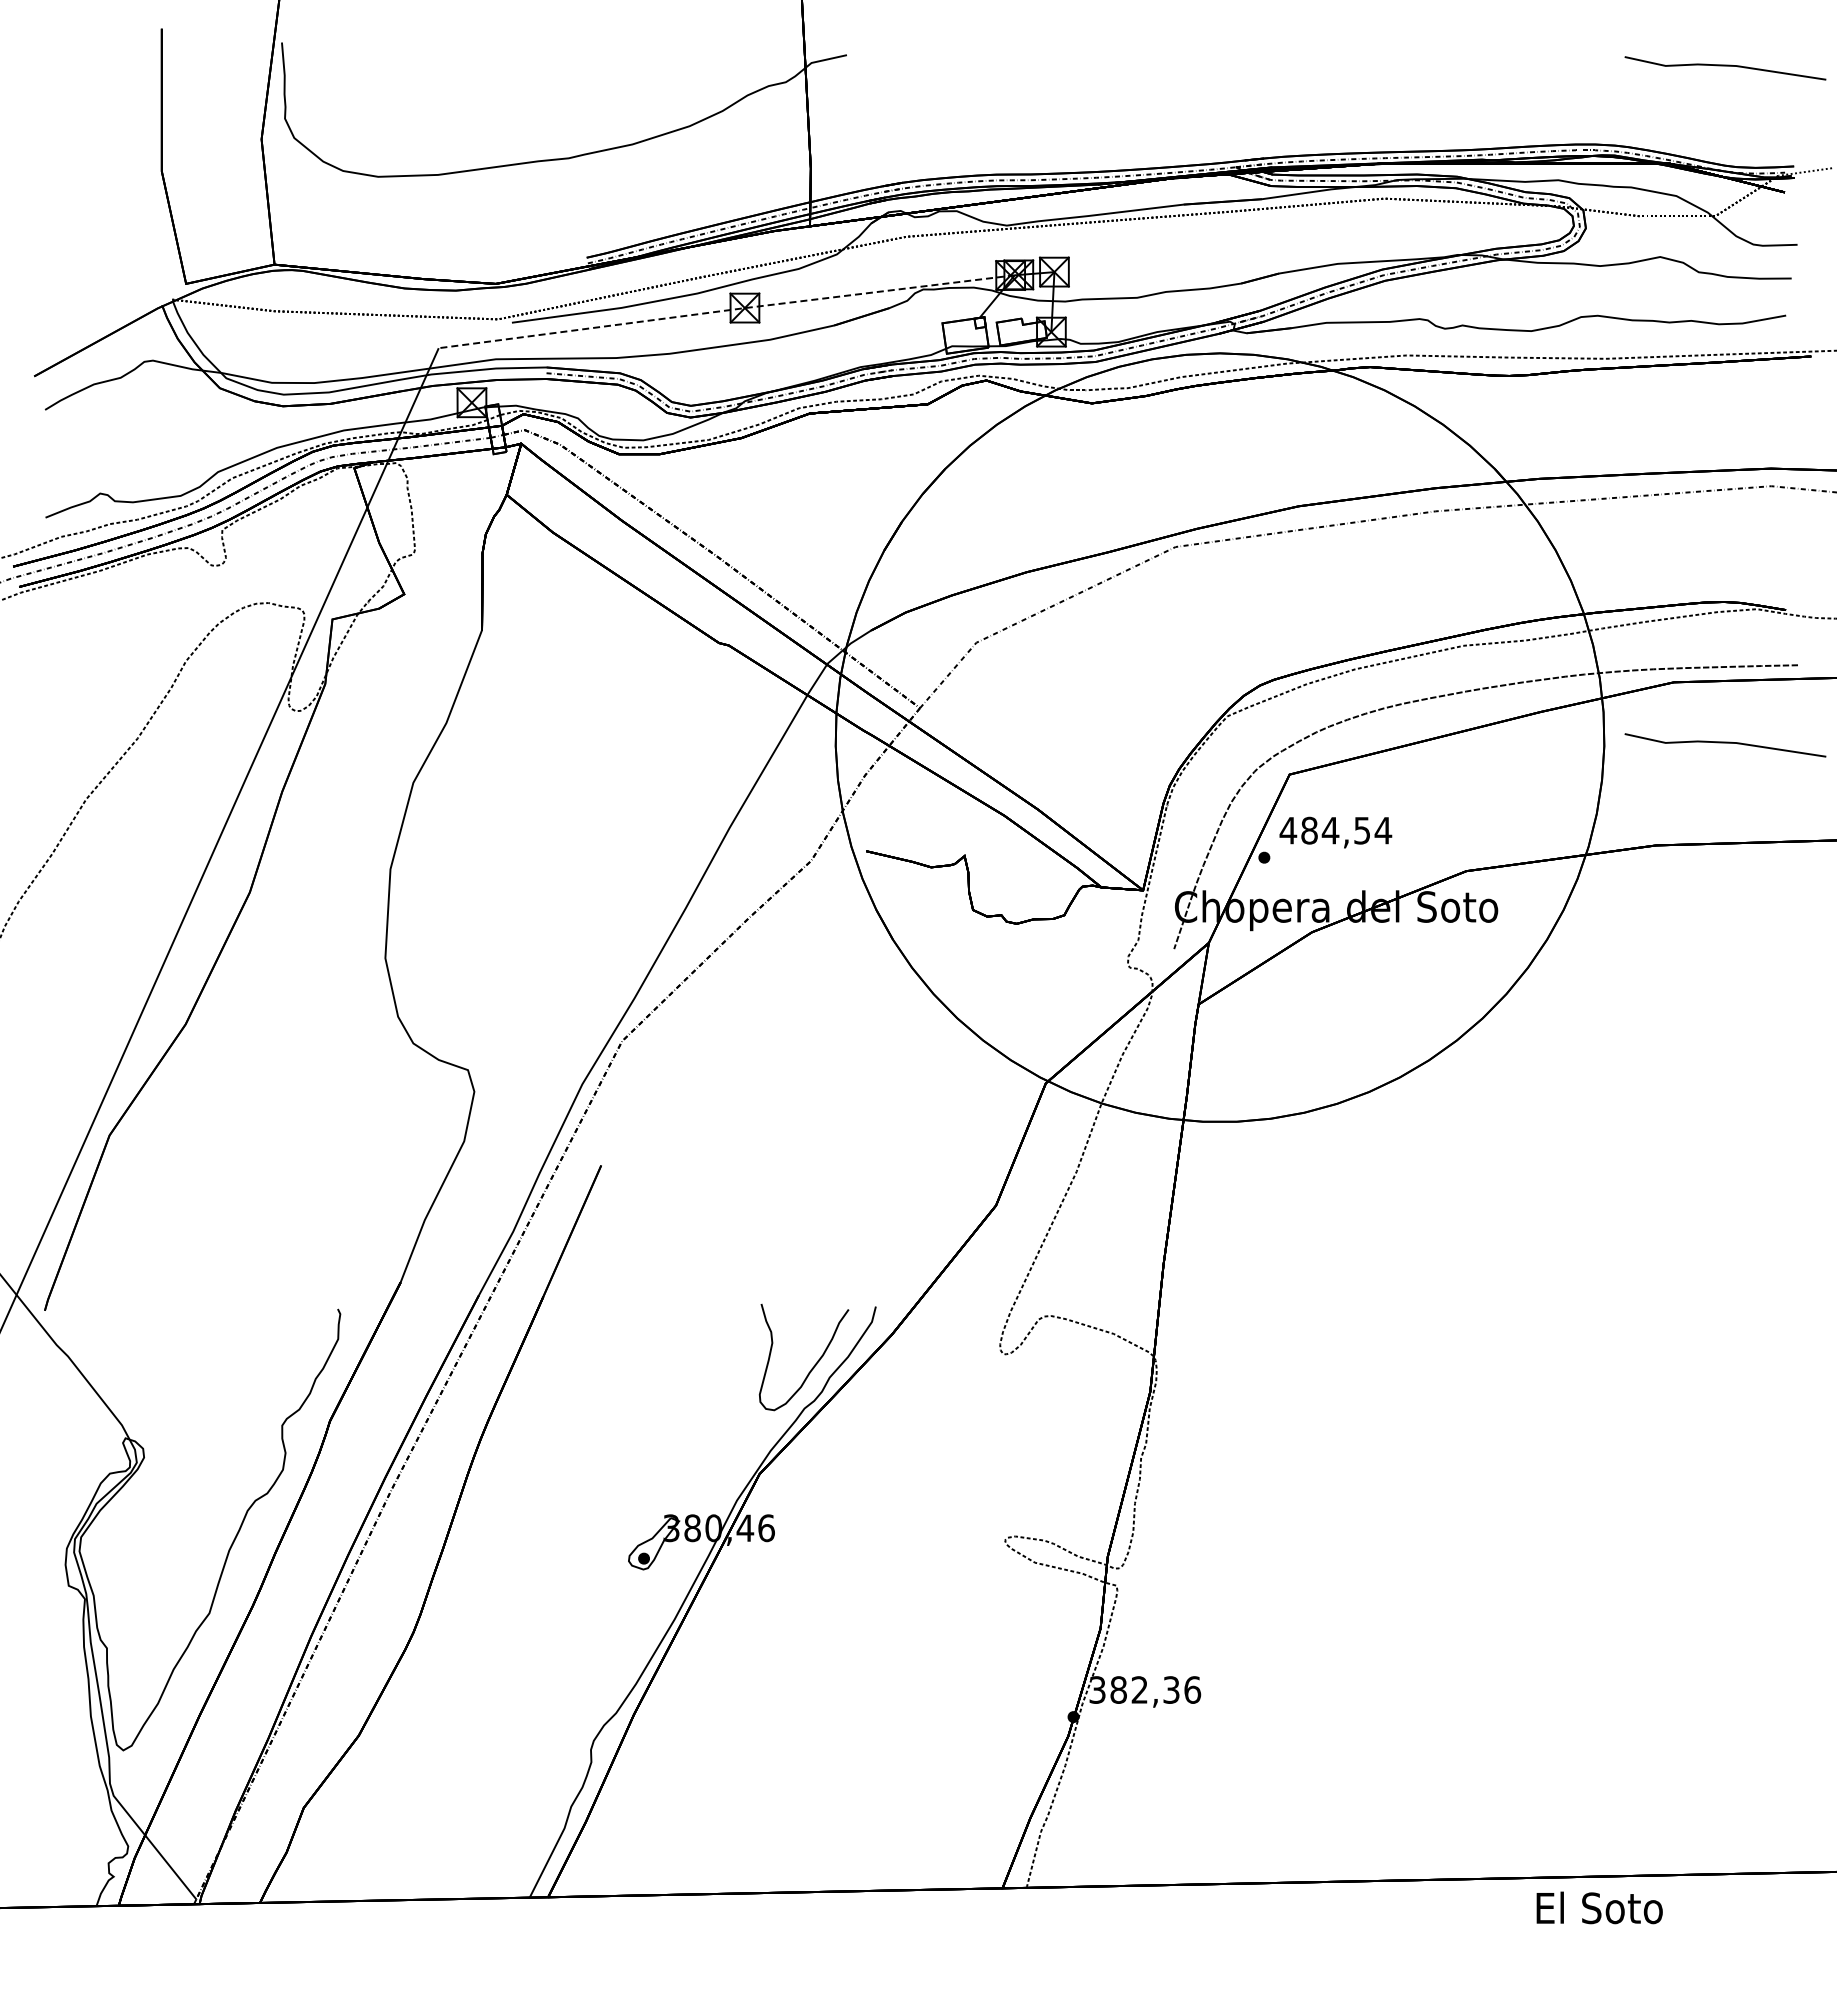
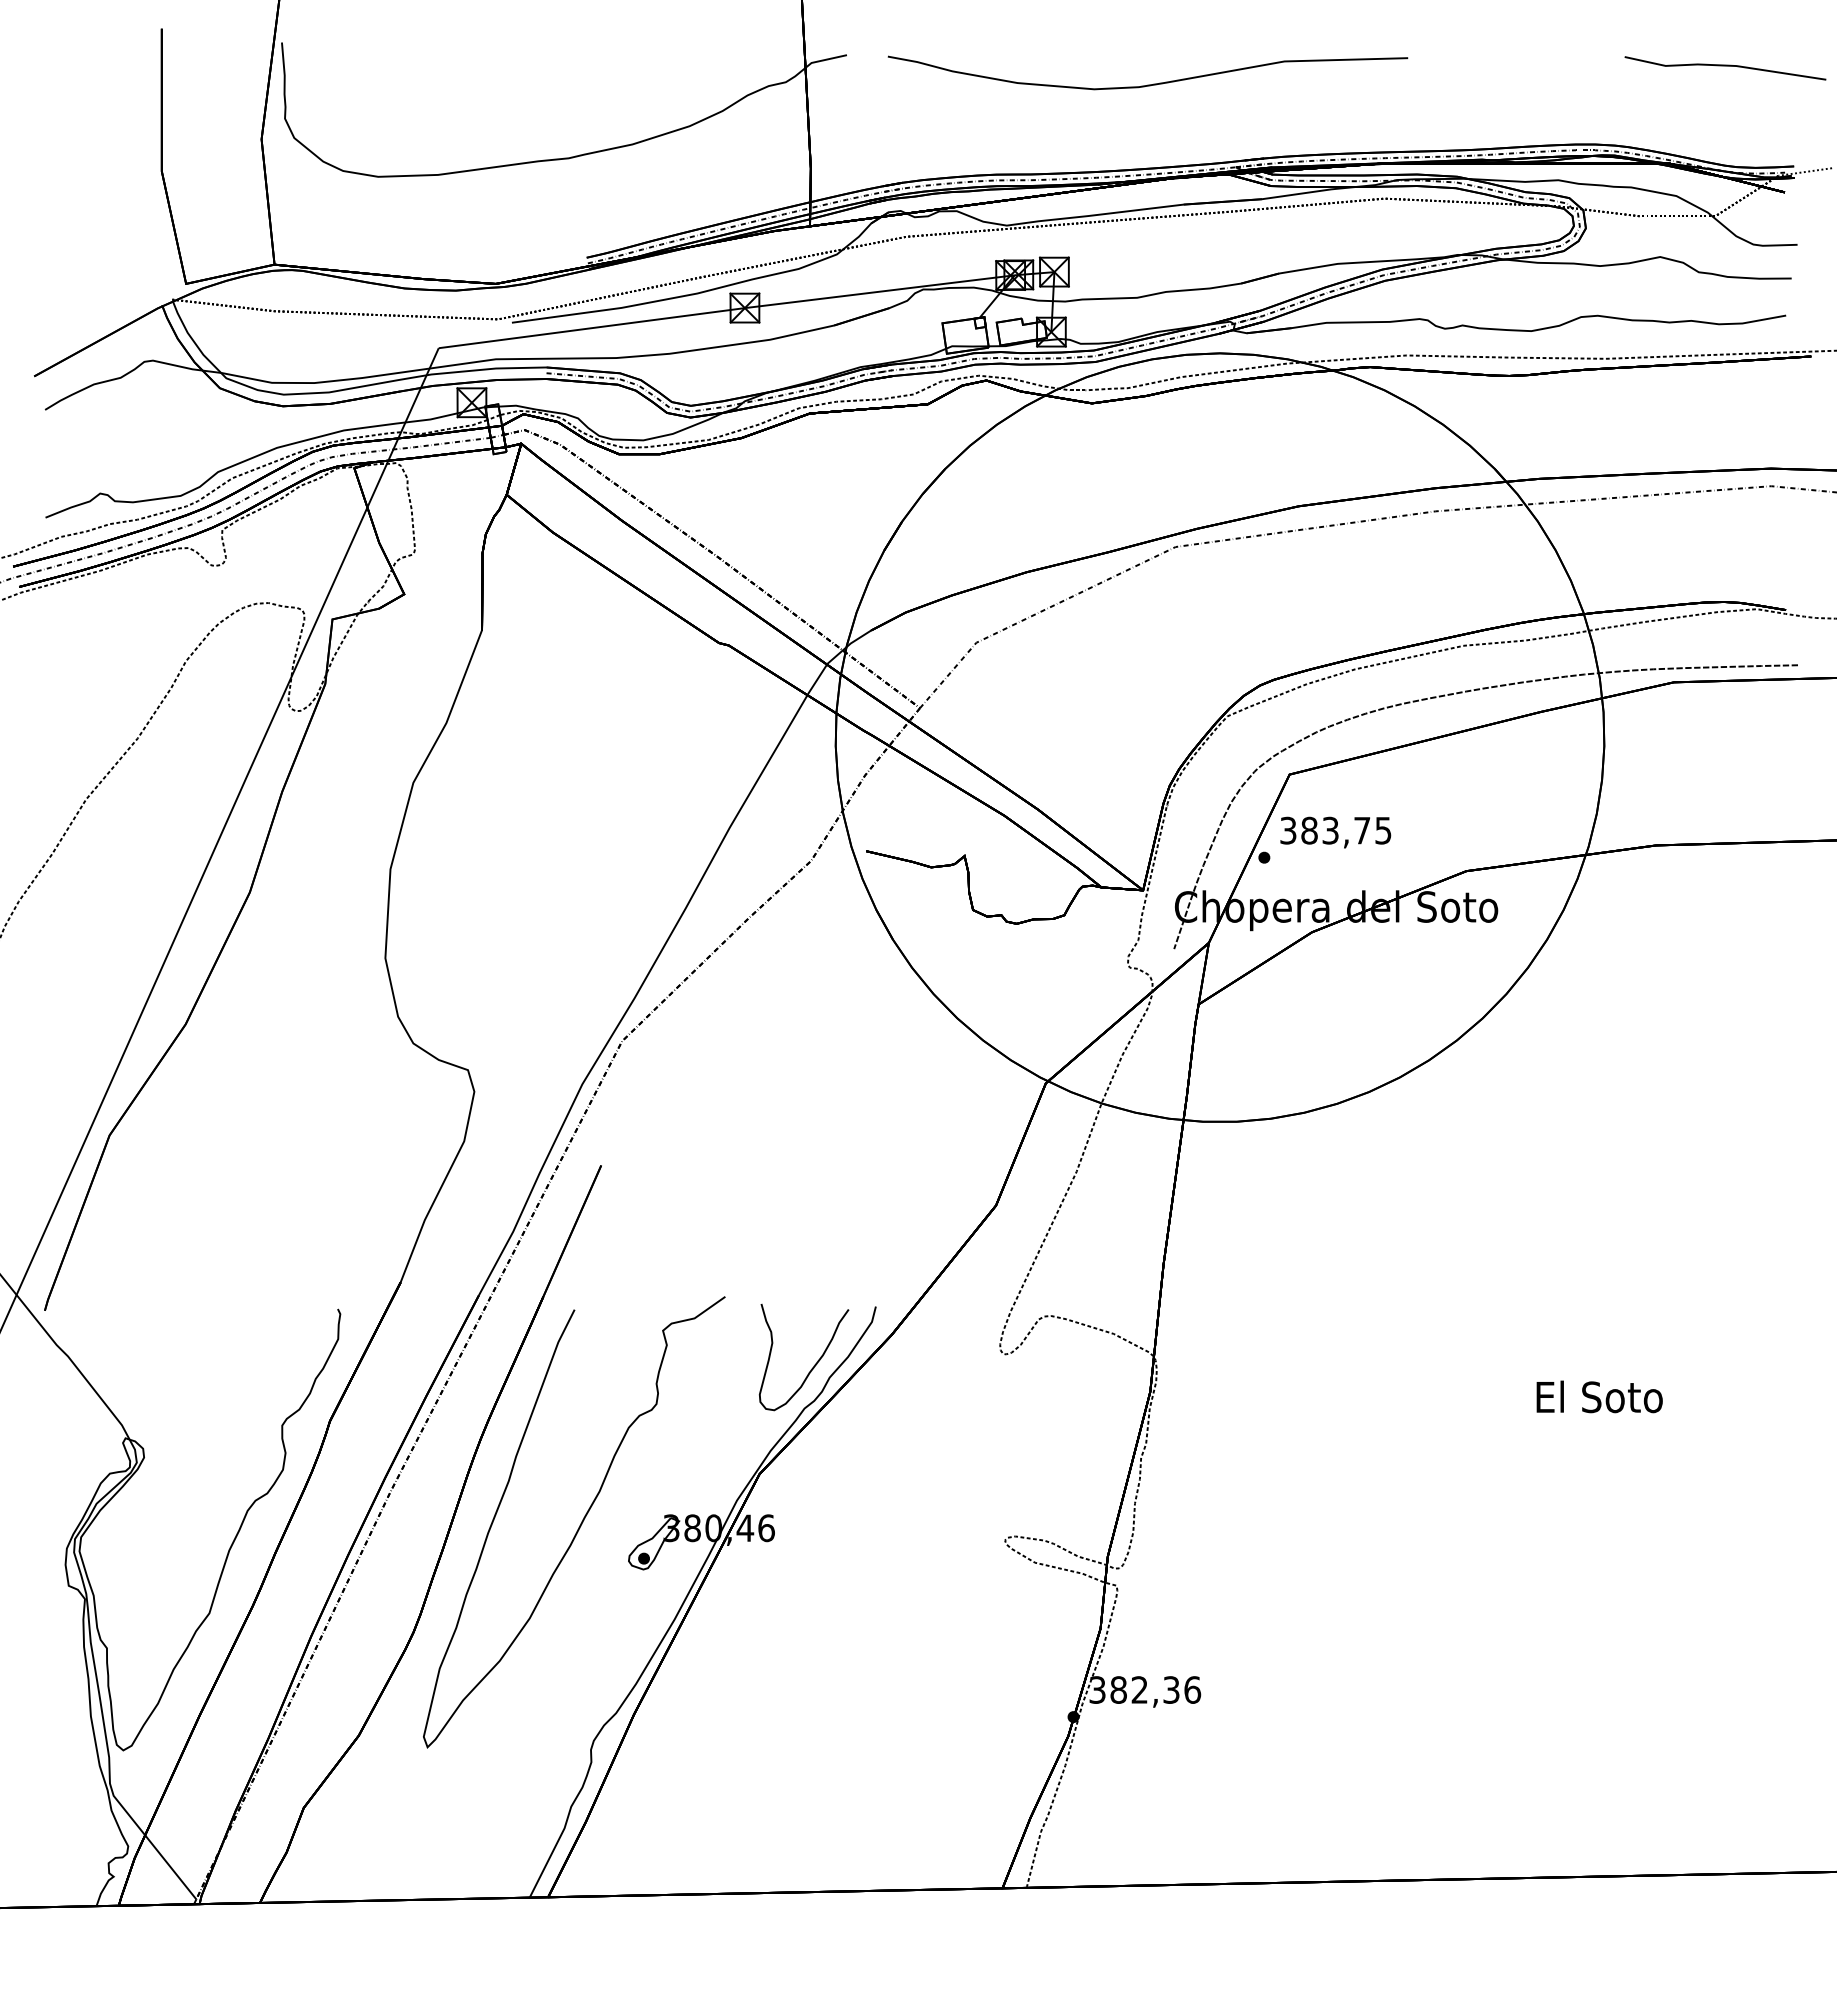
curve: none -> present (1147, 84)
line: dashed -> solid (727, 310)
line: present -> none (1725, 743)
text: 484,54 -> 383,75 (1335, 830)
curve: none -> present (579, 1525)
text position: (1599, 1907) -> (1599, 1396) (1599, 1396)
